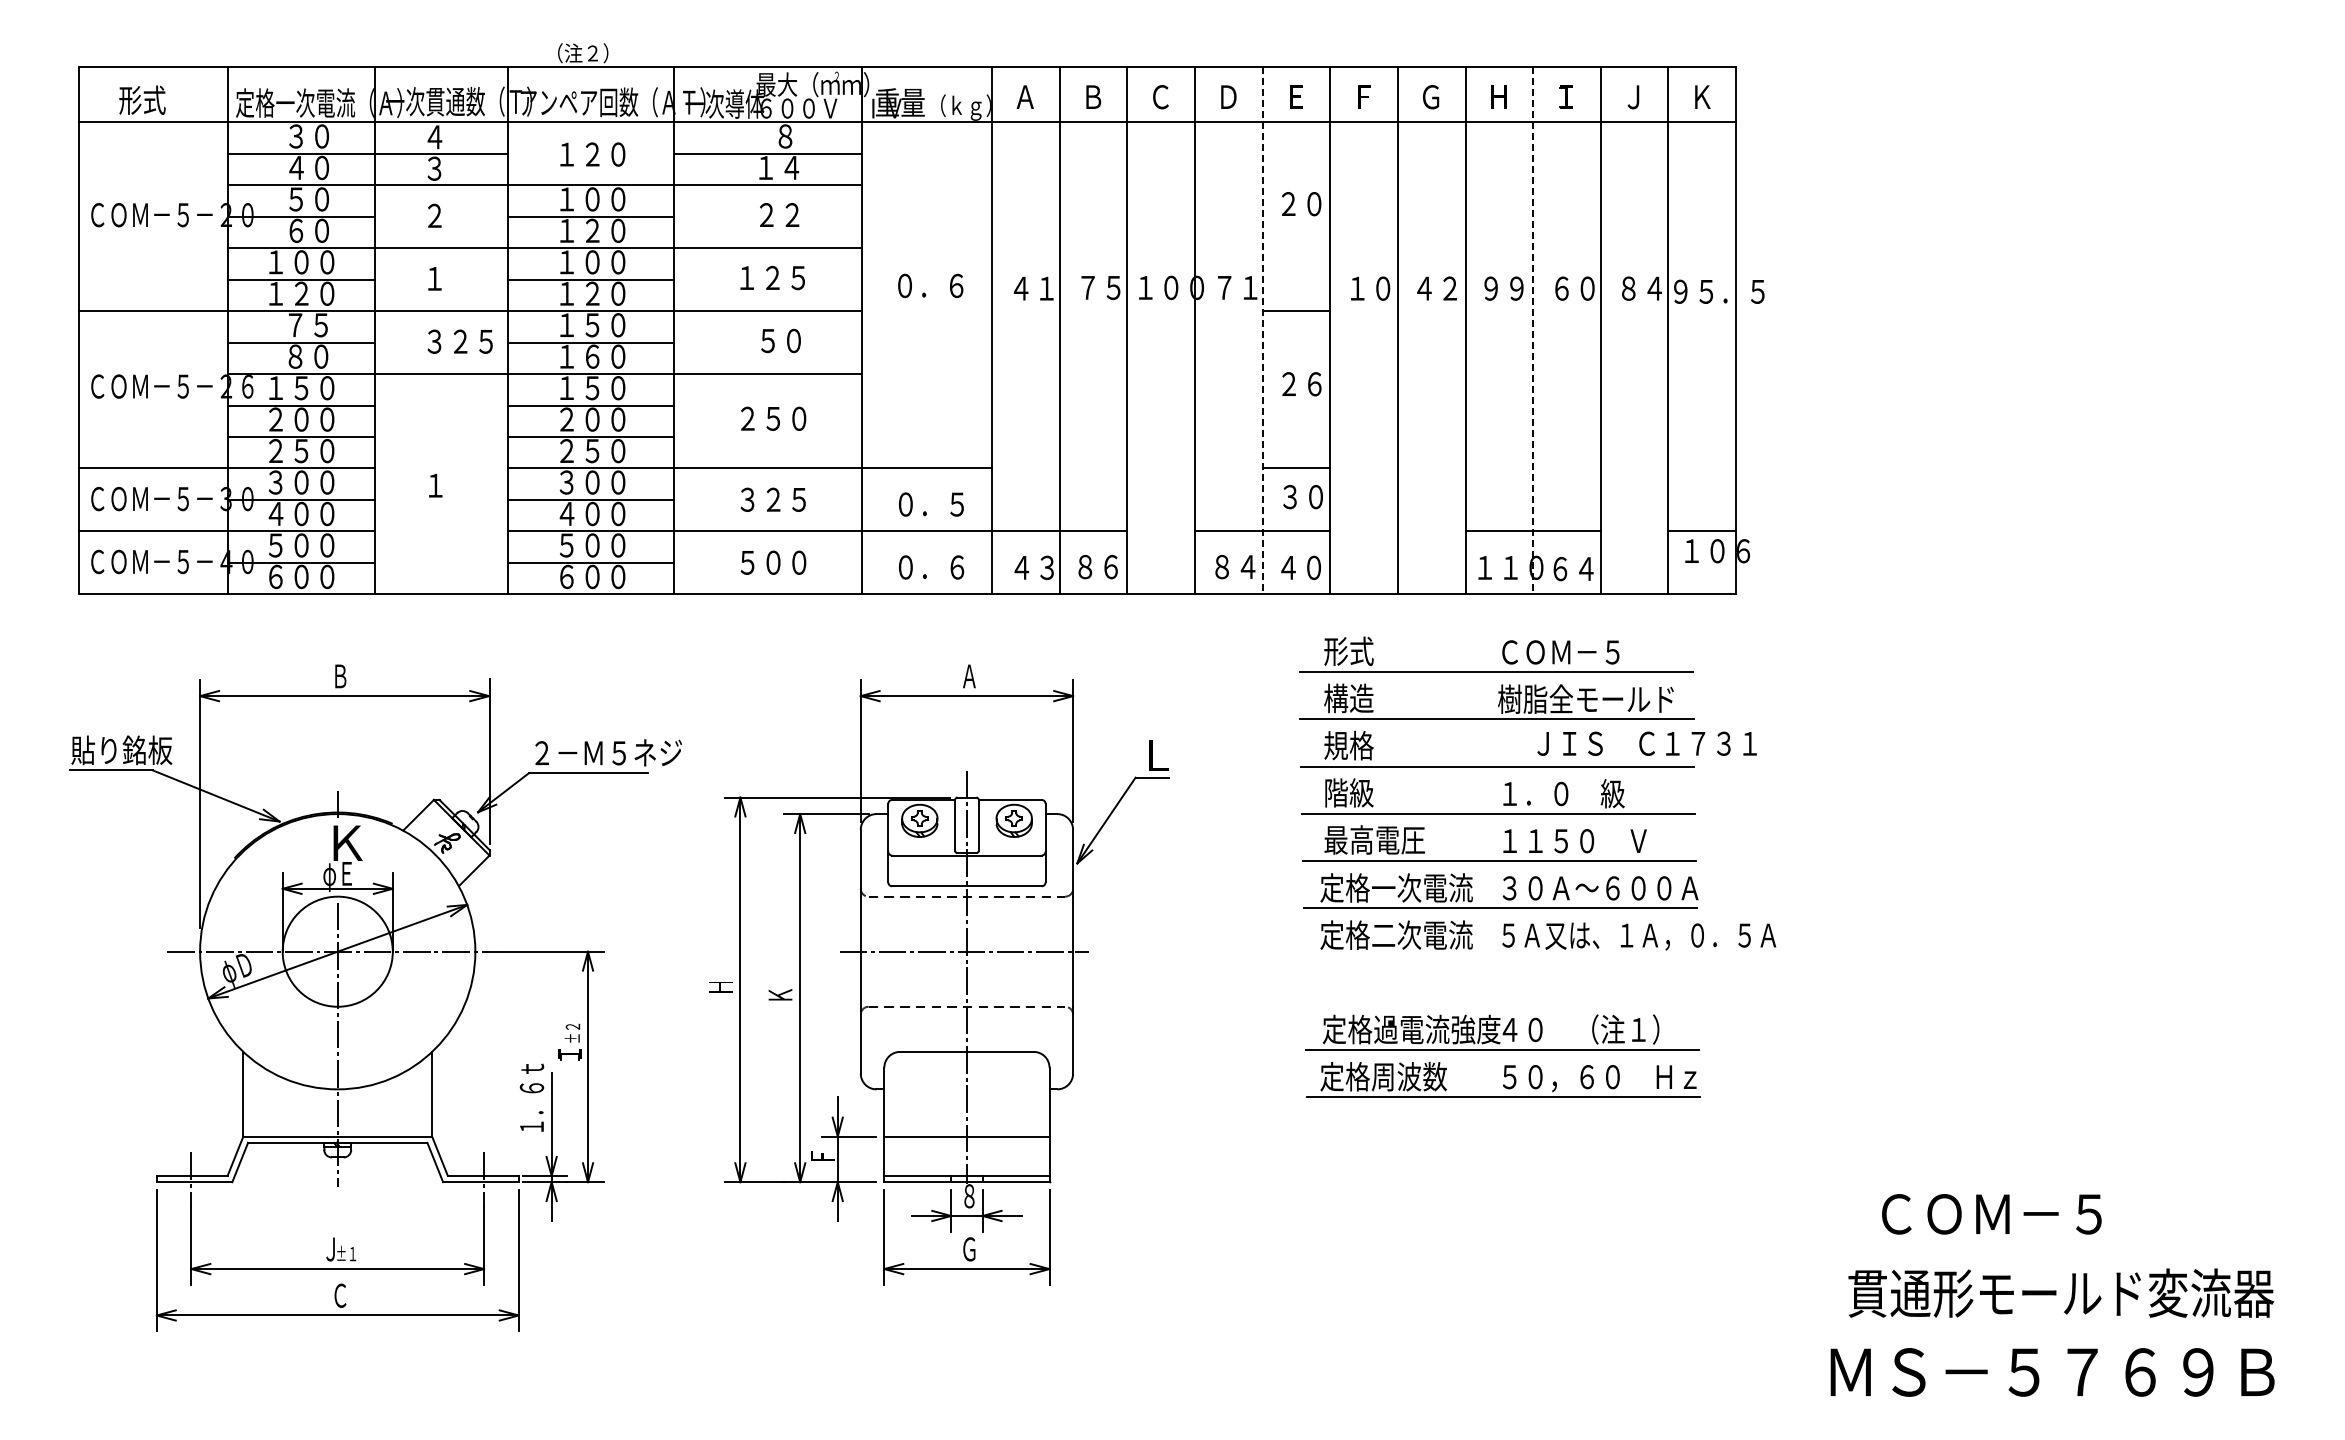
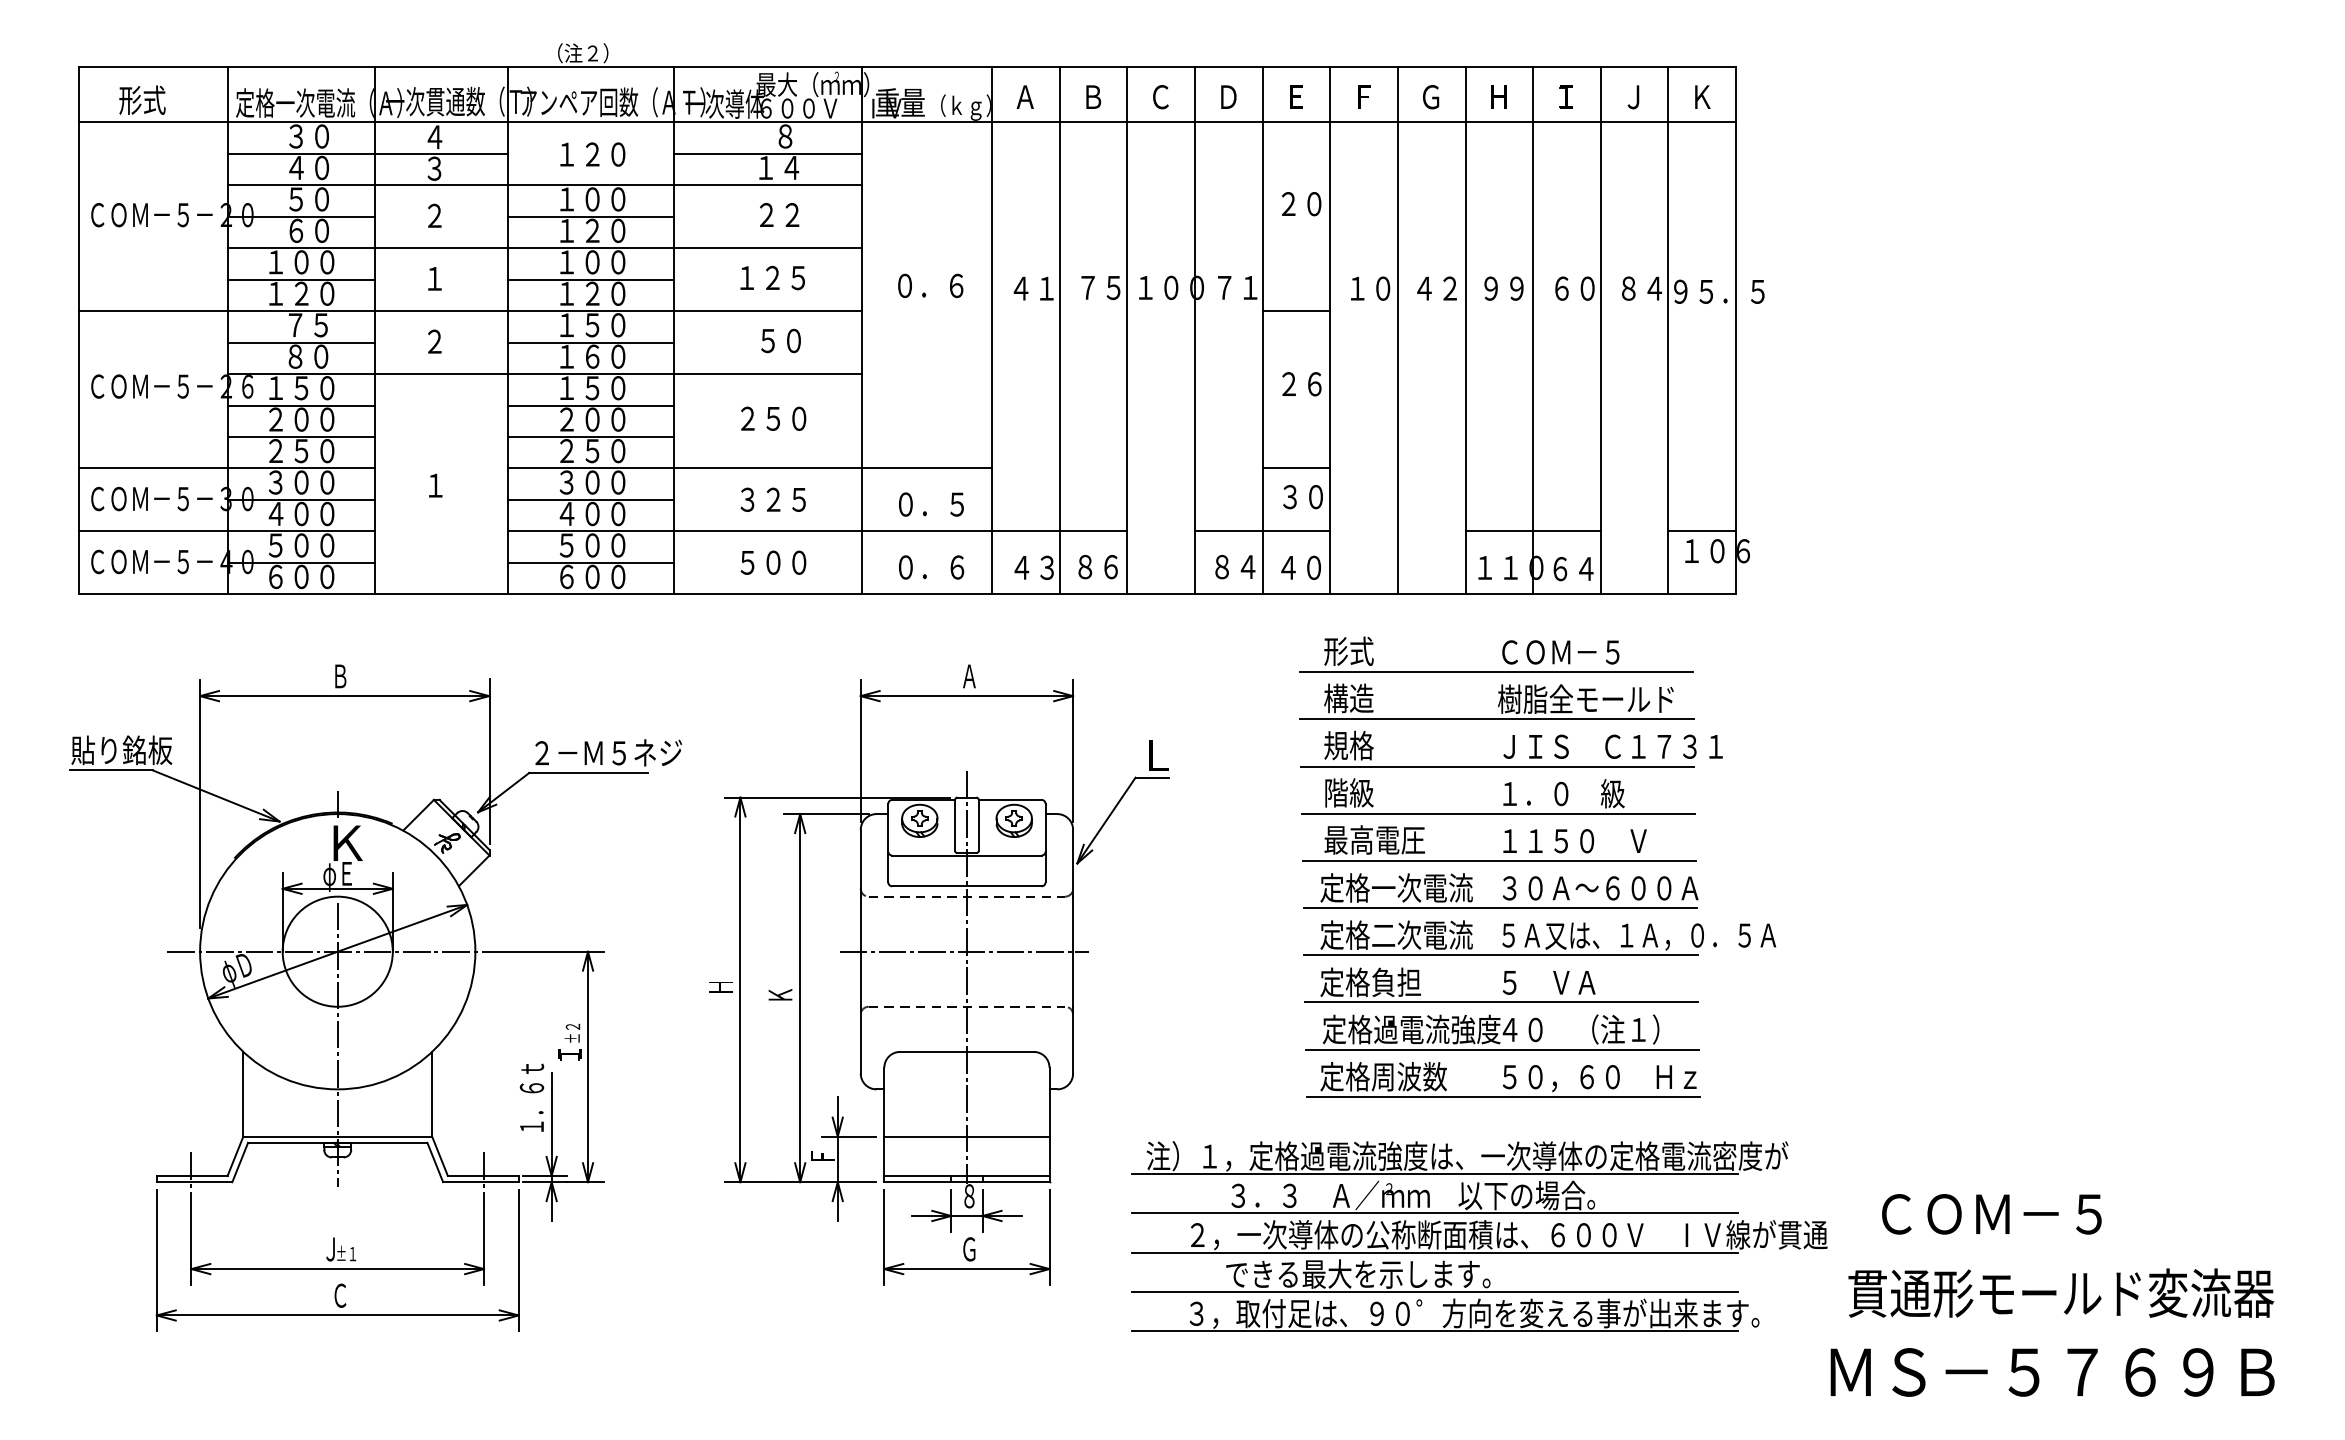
line: dashed -> solid (1262, 331)
line: dashed -> solid (1533, 331)
text: ３２５ -> ２ (459, 341)
text position: (1646, 743) -> (1612, 746) (1612, 746)
line: none -> present (1500, 955)
part: none -> present (1501, 984)
part: none -> present (1479, 1236)
